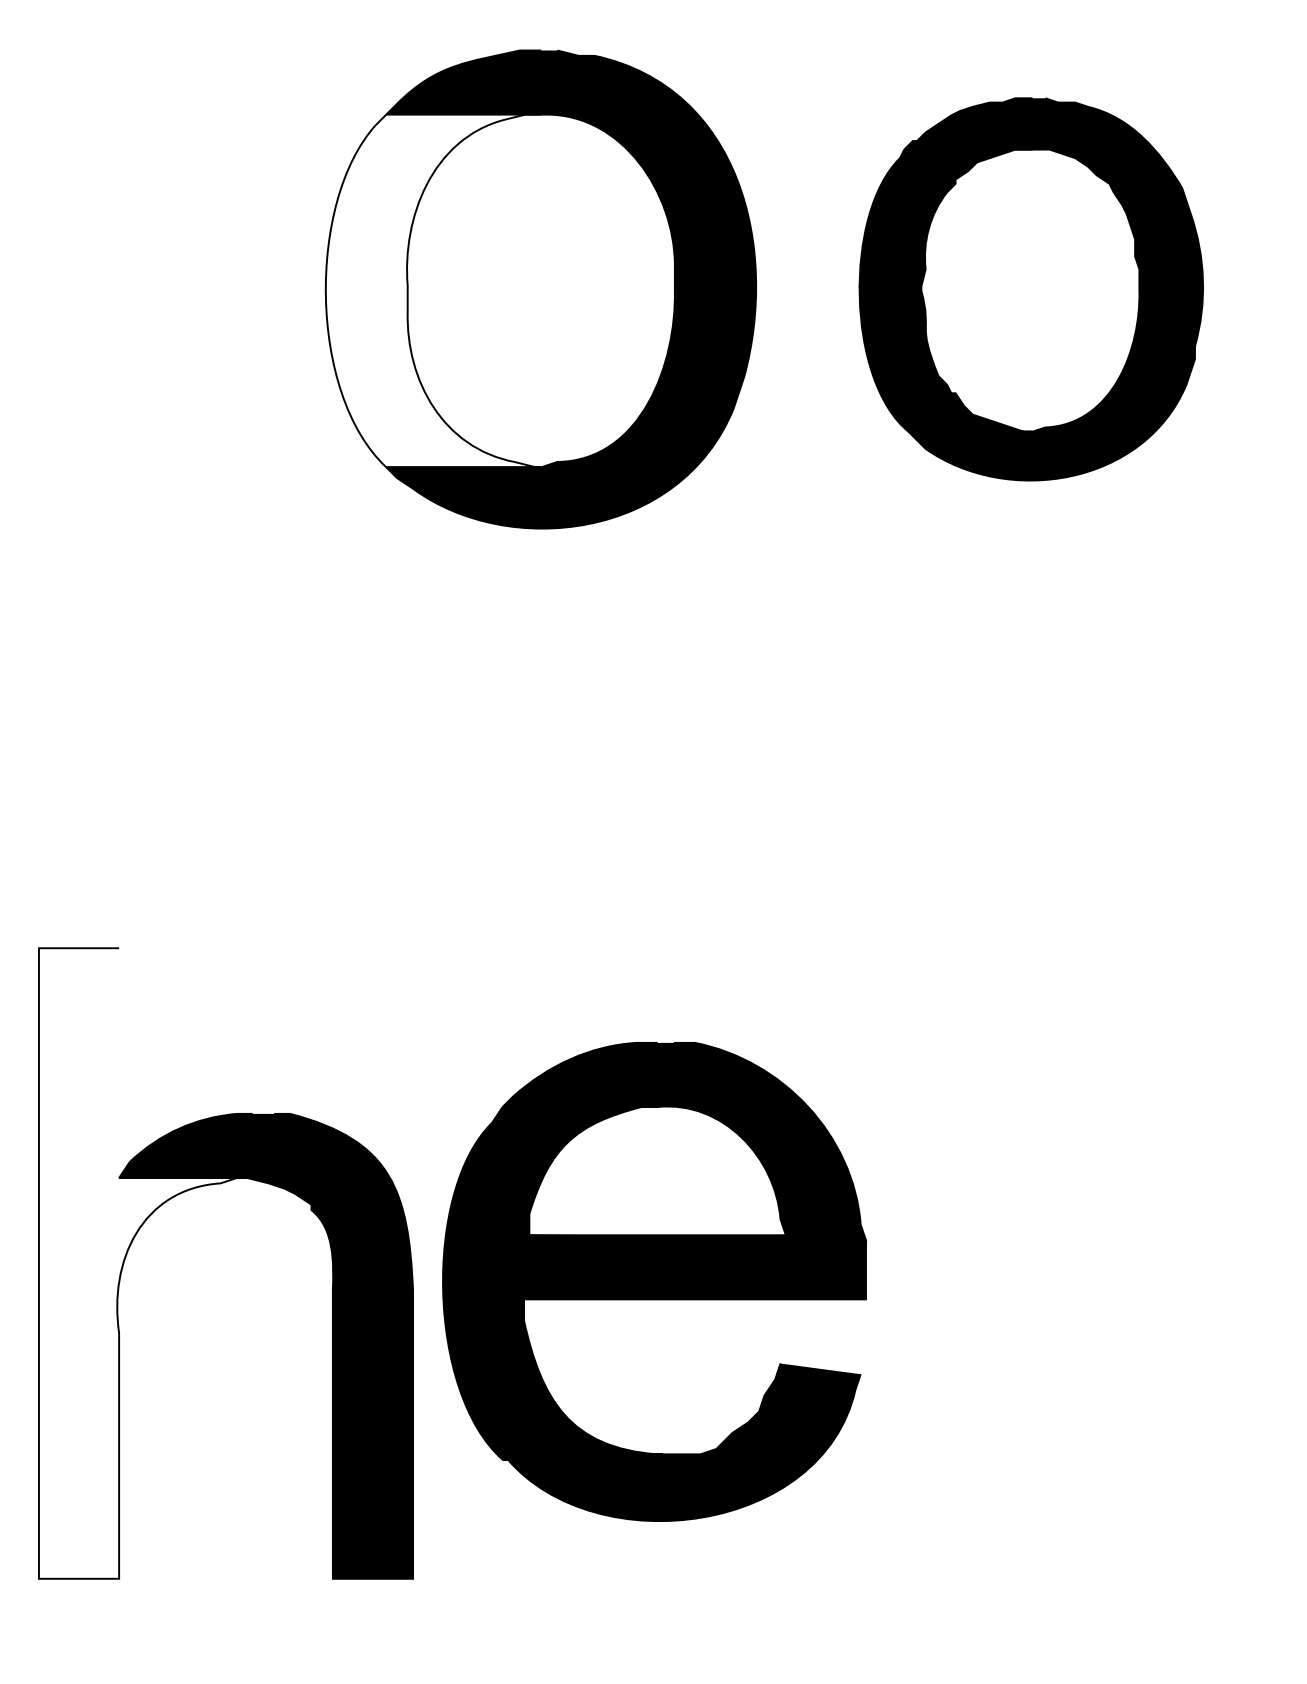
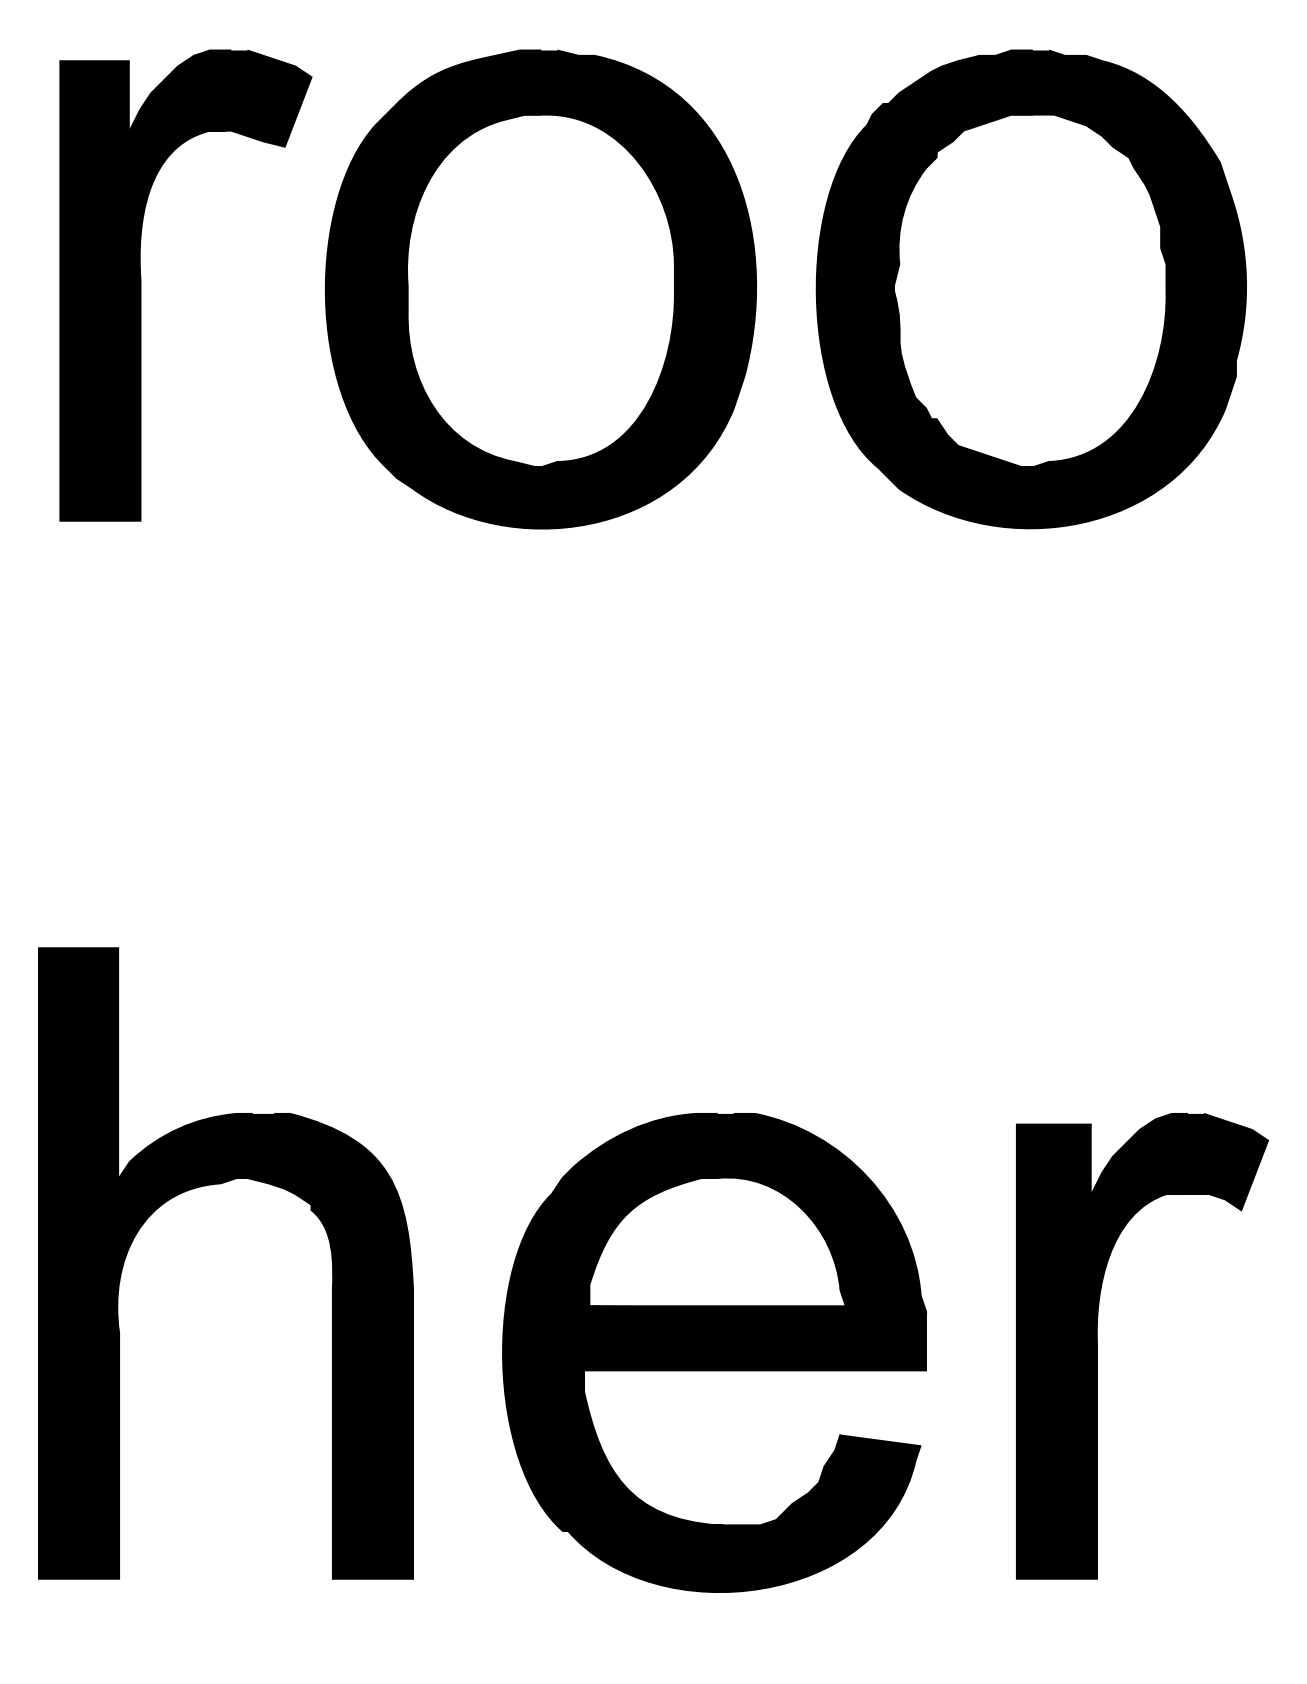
part: none -> present (141, 285)
part size: 346x385 px -> 432x481 px (1030, 289)
fill: none -> present (433, 290)
fill: none -> present (137, 1263)
part position: (654, 1281) -> (714, 1352) (714, 1352)
part: none -> present (1097, 1346)
